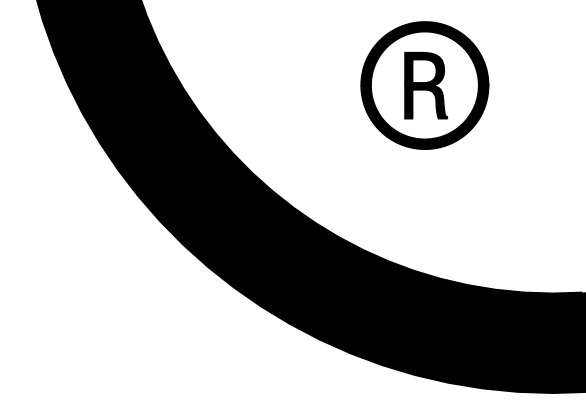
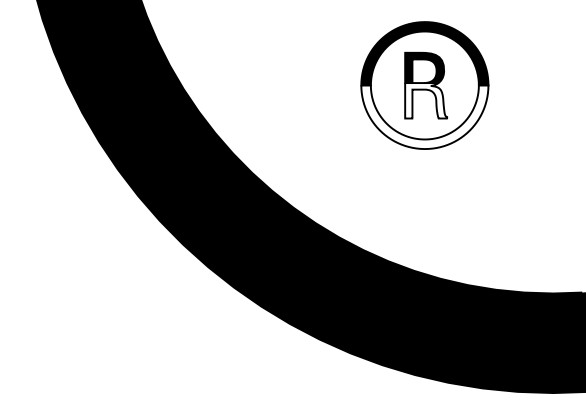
fill: present -> none (426, 100)
fill: present -> none (424, 117)
